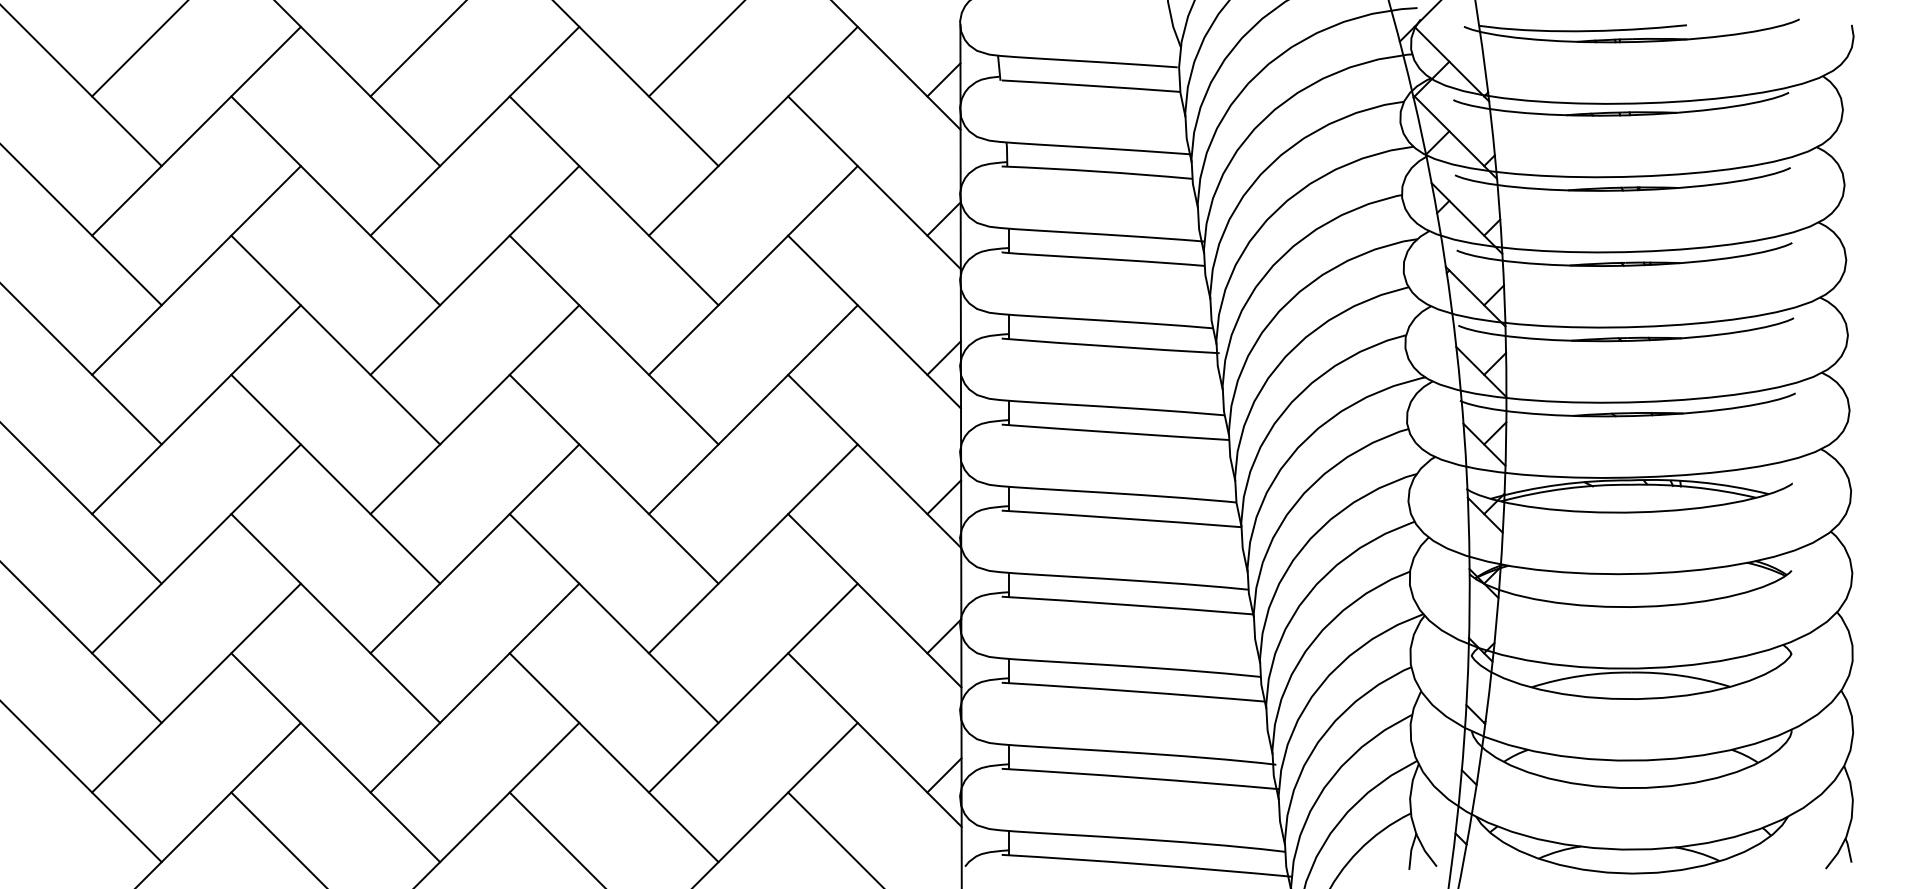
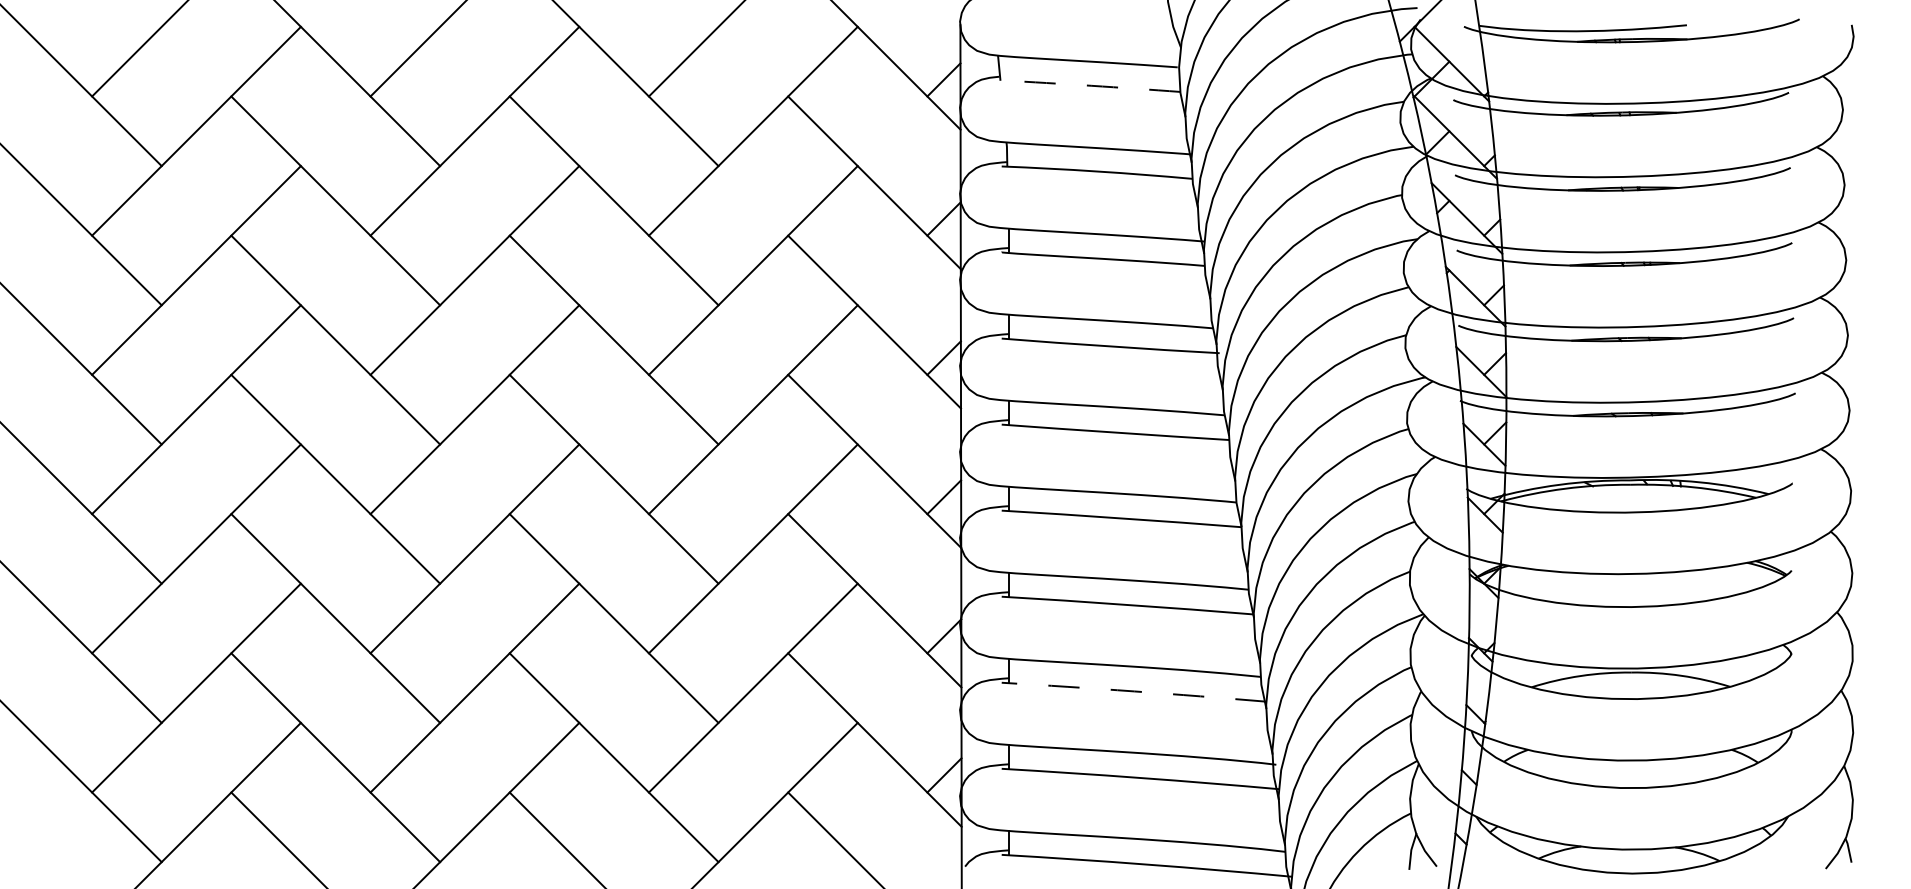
arc: solid -> dashed (1091, 85)
arc: solid -> dashed (1134, 691)
